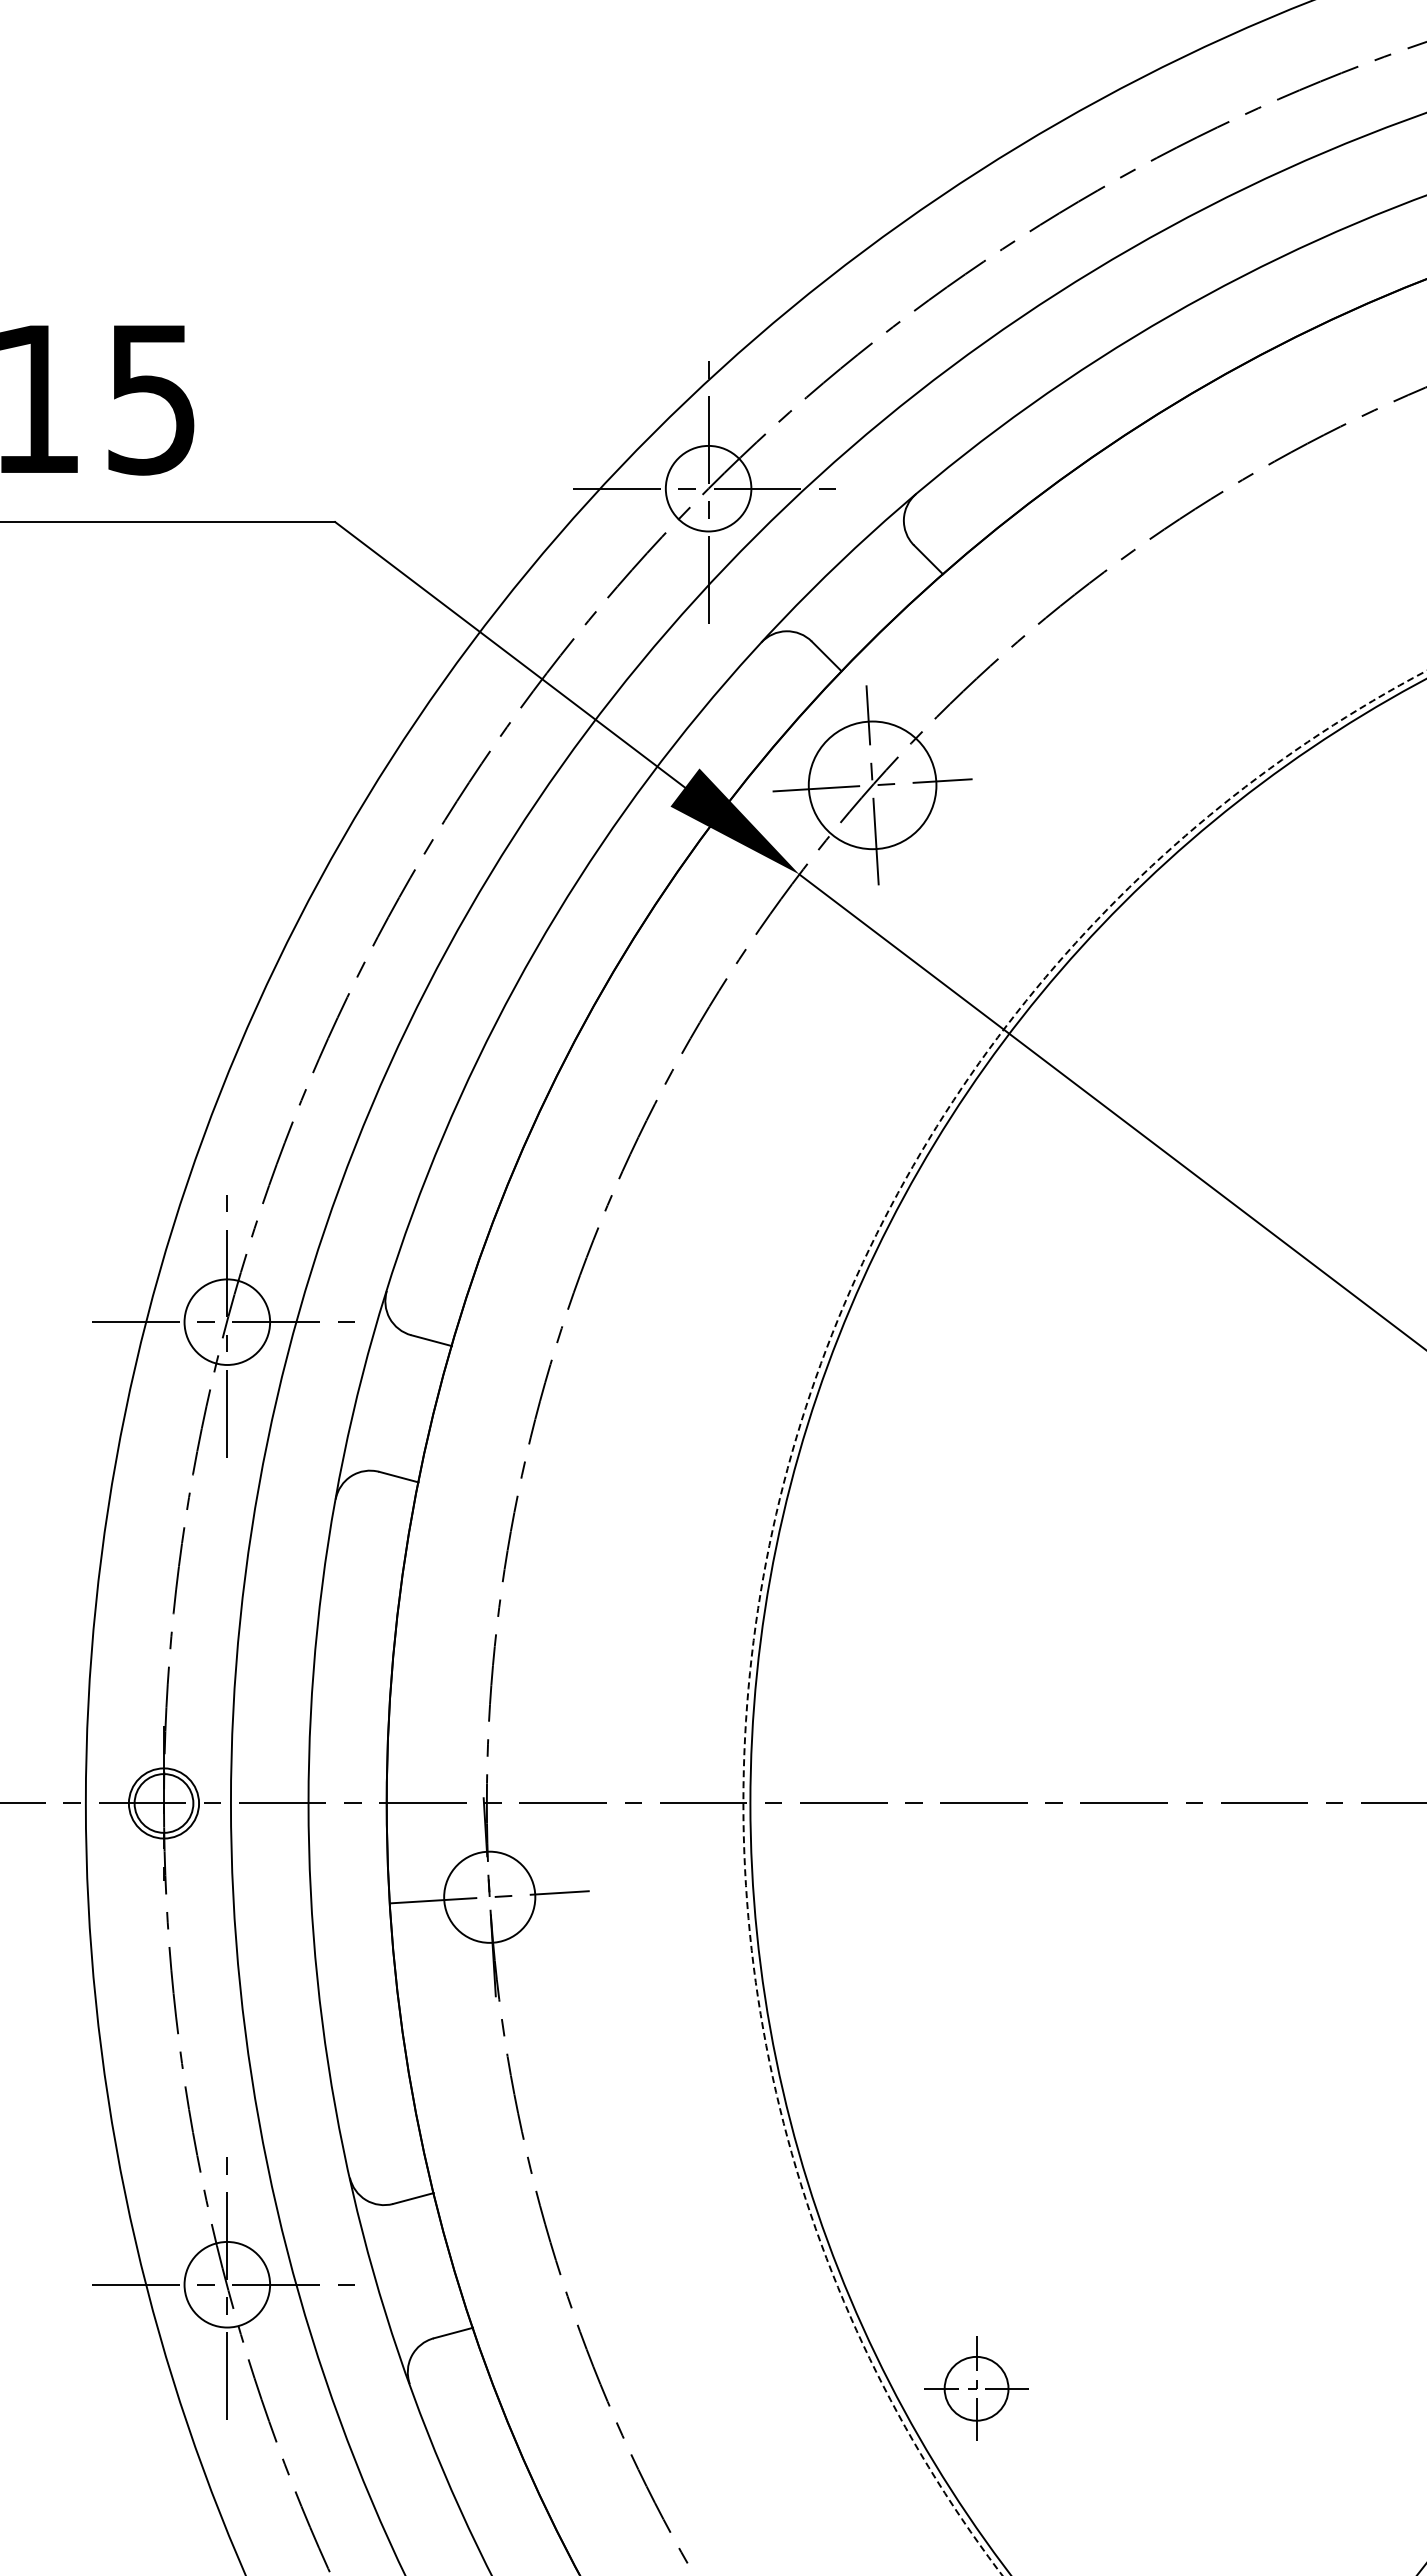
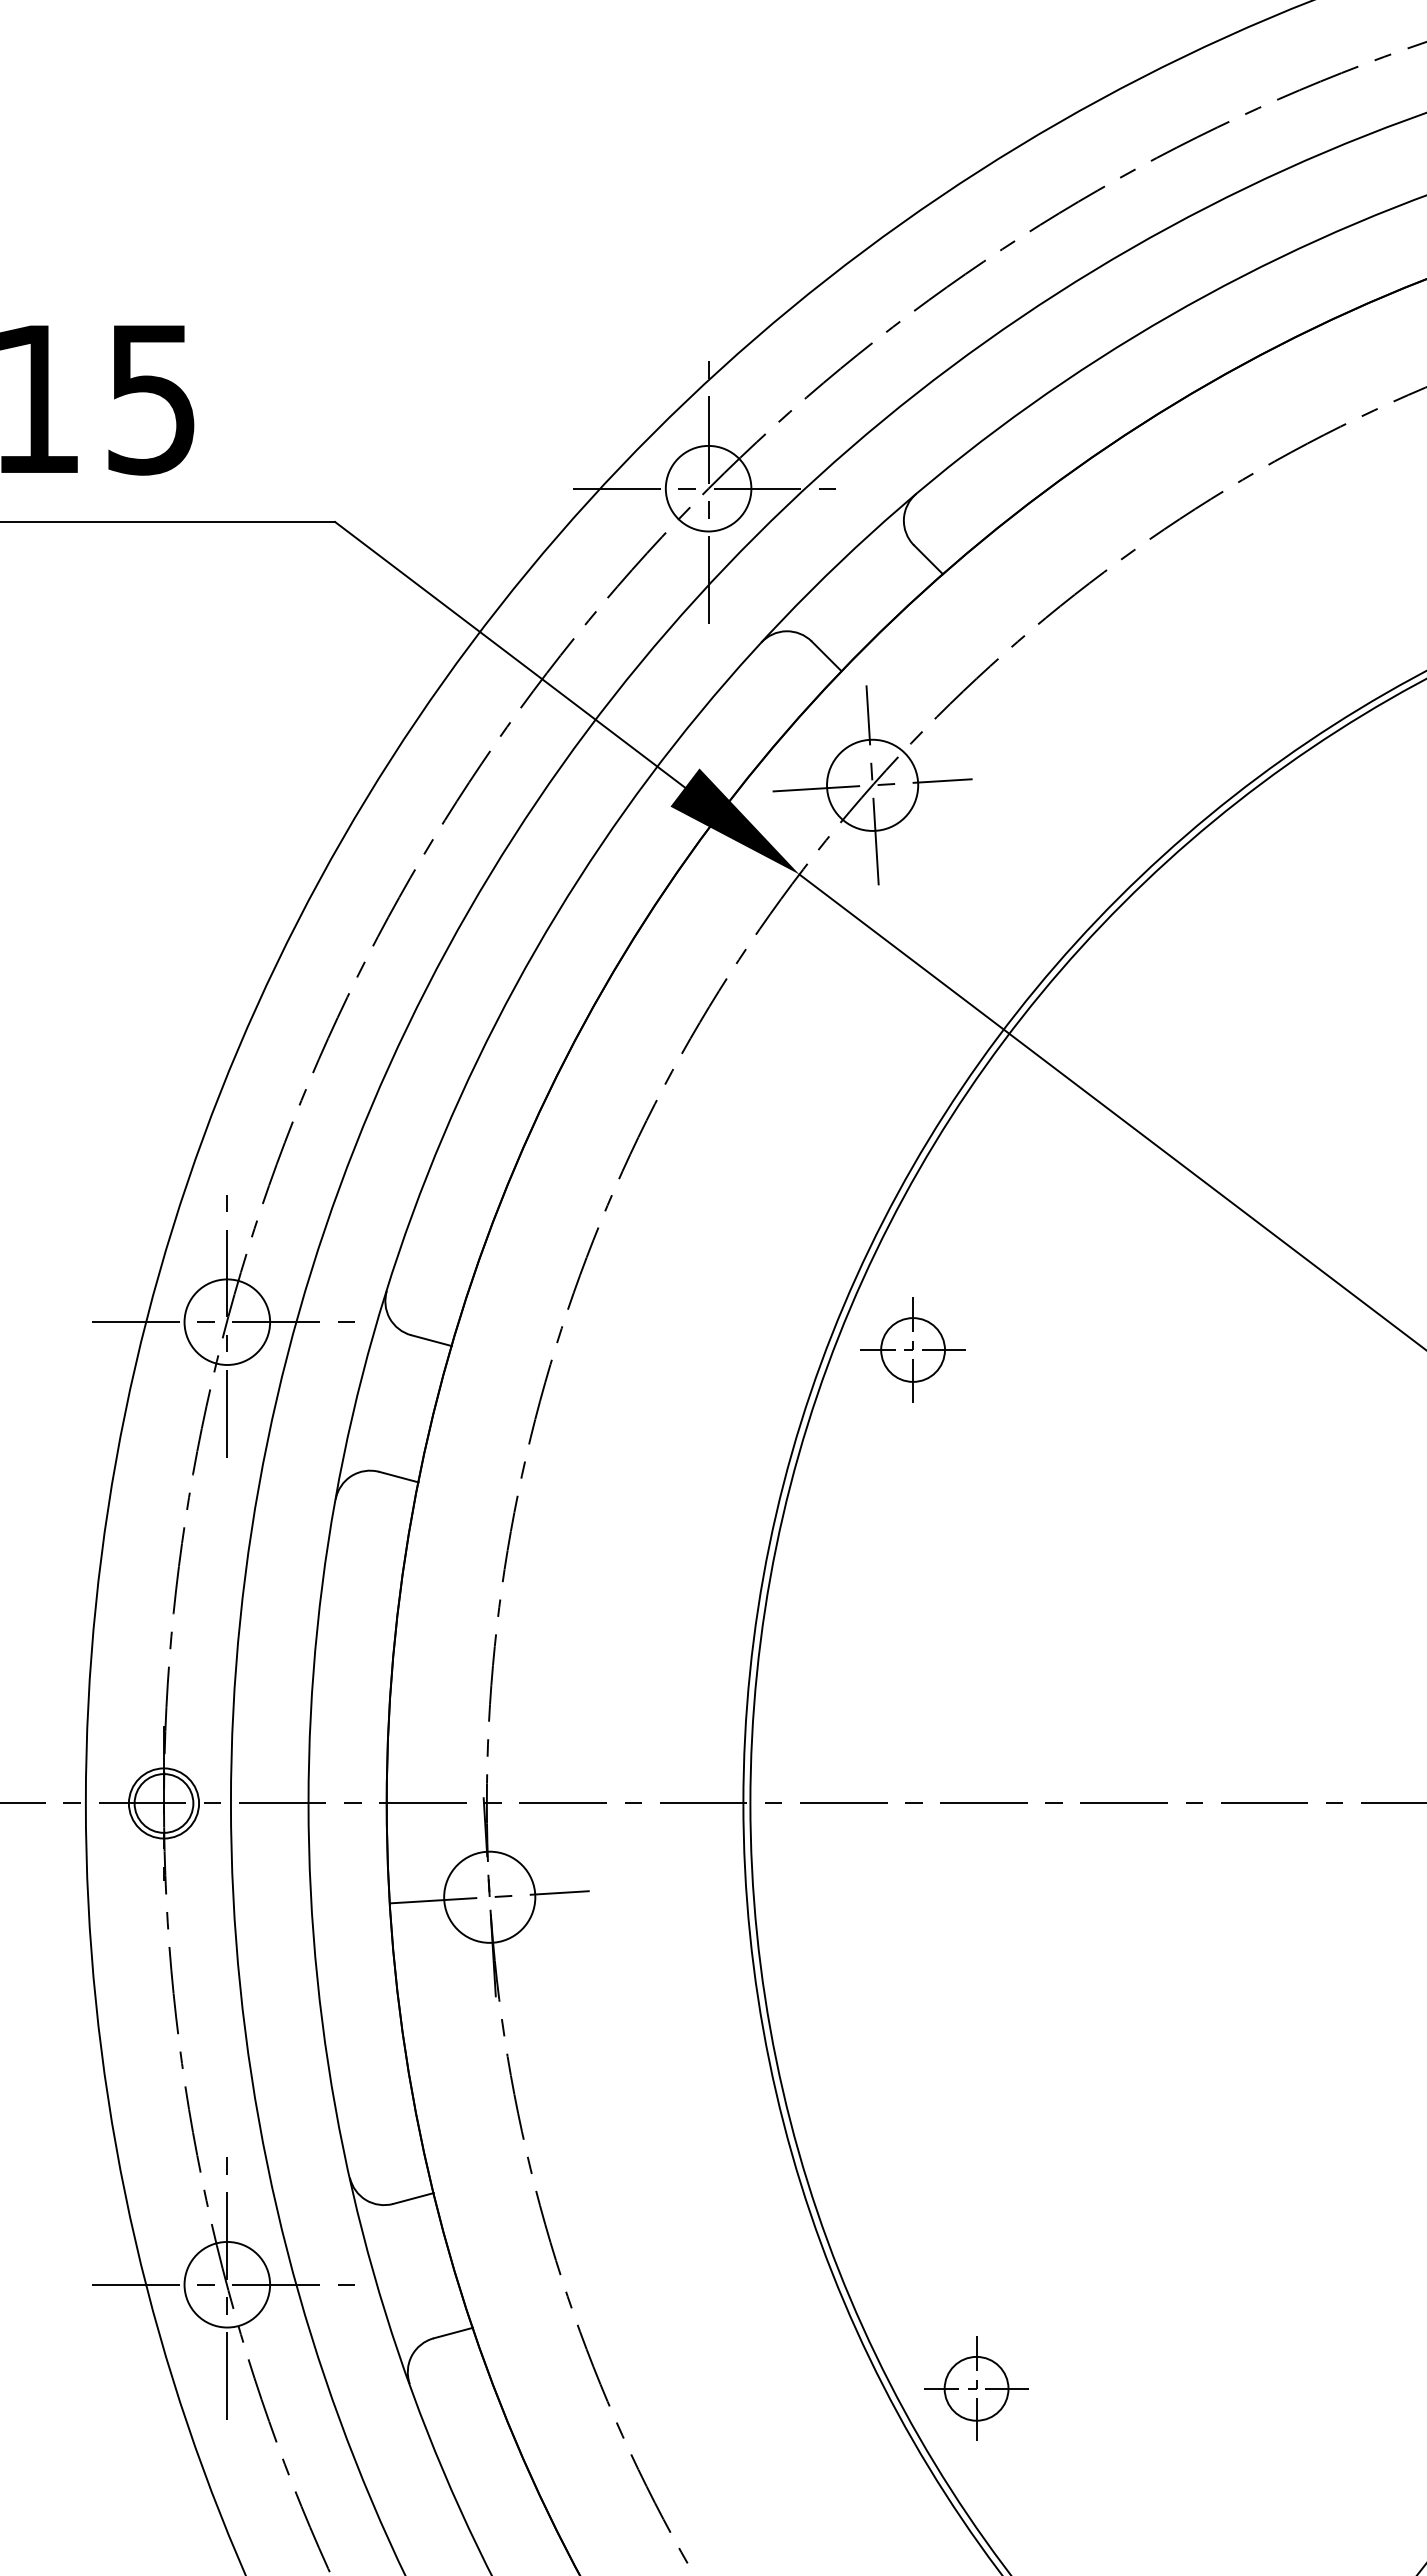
circle diameter: 128 px -> 91 px (872, 784)
part: none -> present (912, 1349)
circle: dashed -> solid (1084, 1622)
